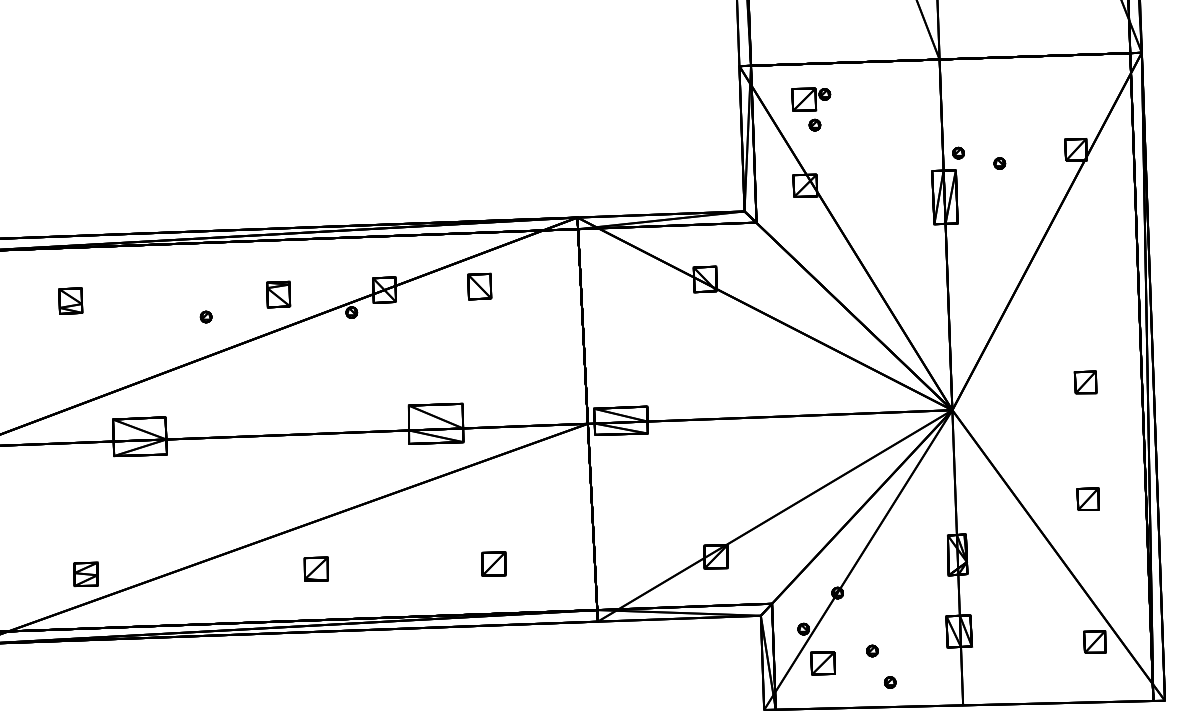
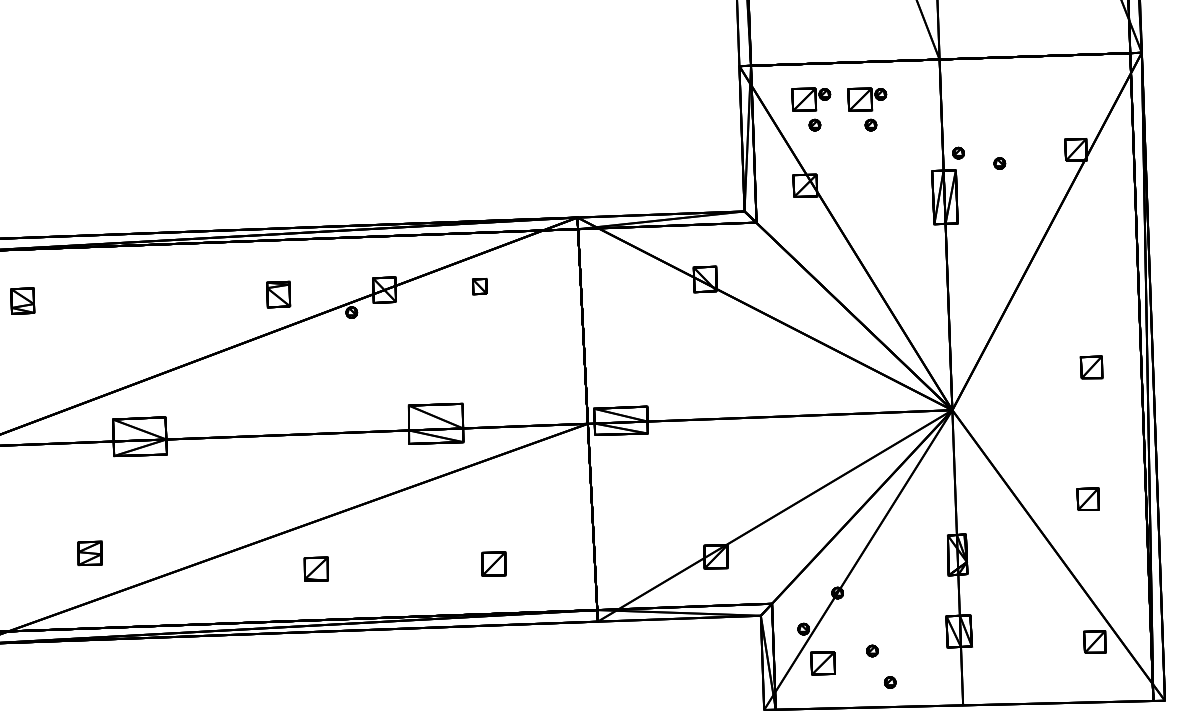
part: none -> present (867, 109)
part size: 26x29 px -> 16x18 px (479, 286)
part position: (70, 300) -> (22, 300) (22, 300)
part: present -> none (205, 316)
part position: (1085, 382) -> (1091, 367) (1091, 367)
part position: (85, 574) -> (89, 553) (89, 553)
